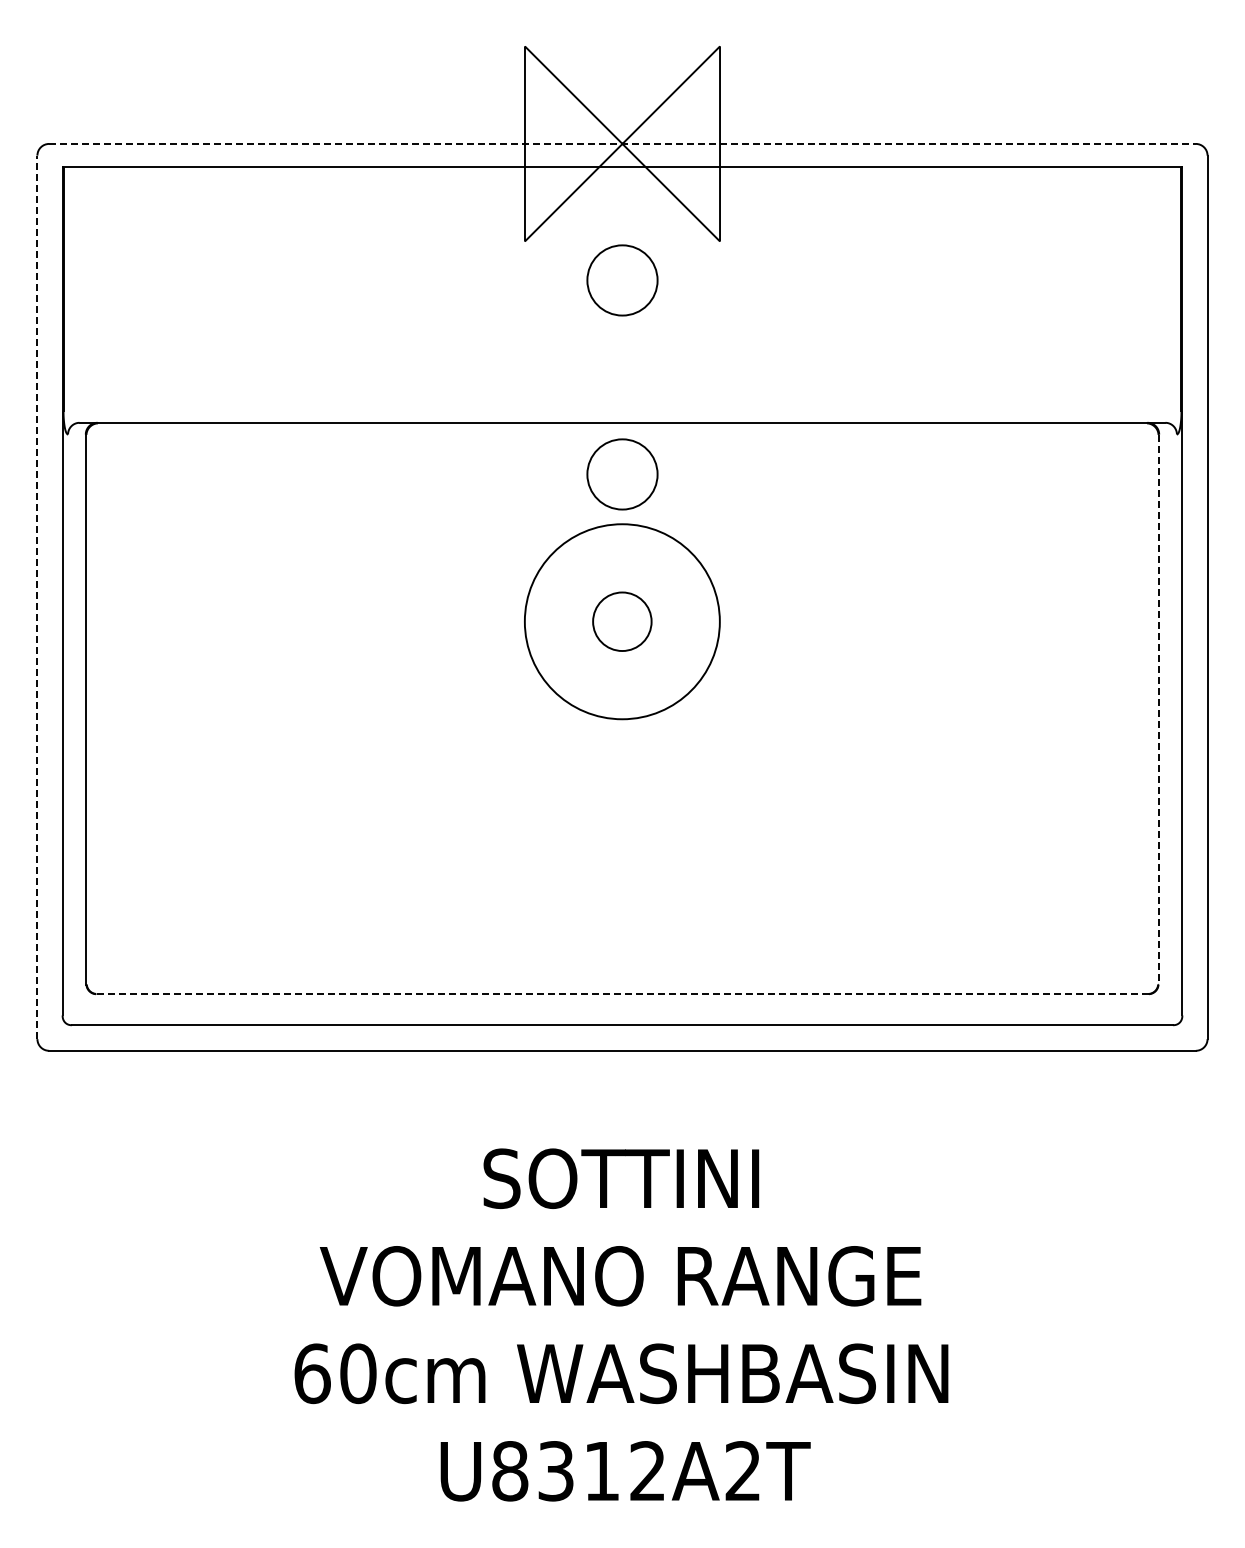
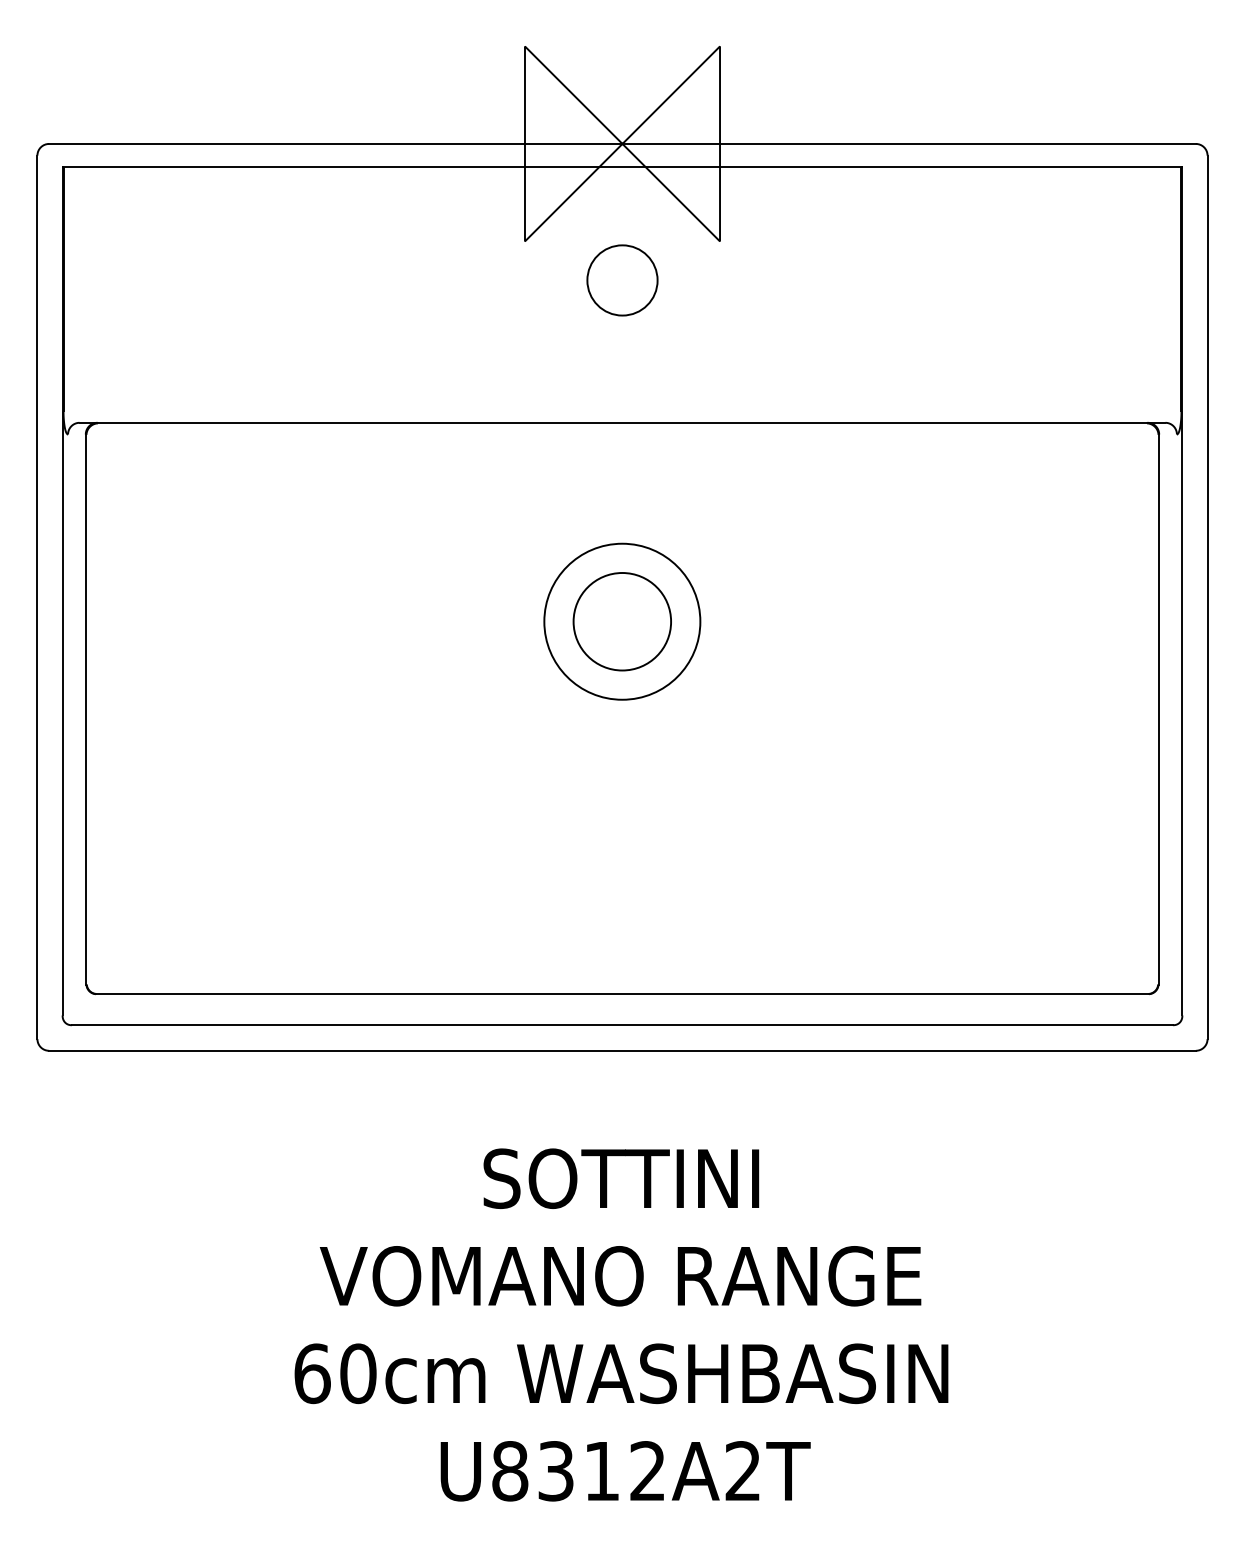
line: dashed -> solid (622, 143)
circle: present -> none (622, 474)
line: dashed -> solid (37, 597)
circle diameter: 195 px -> 156 px (622, 621)
circle diameter: 59 px -> 98 px (622, 621)
line: dashed -> solid (1158, 709)
line: dashed -> solid (622, 993)
